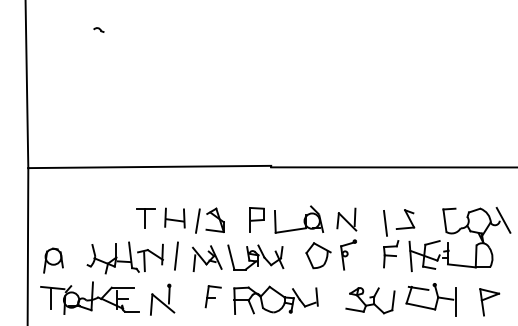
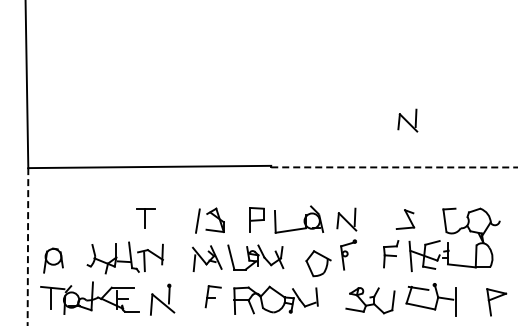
part: present -> none (98, 29)
part: none -> present (407, 120)
line: solid -> dashed (394, 167)
part: present -> none (174, 217)
line: present -> none (503, 219)
line: present -> none (385, 222)
line: solid -> dashed (27, 247)
line: present -> none (176, 255)
part position: (318, 255) -> (318, 263) (318, 263)
part position: (489, 302) -> (496, 302) (496, 302)
